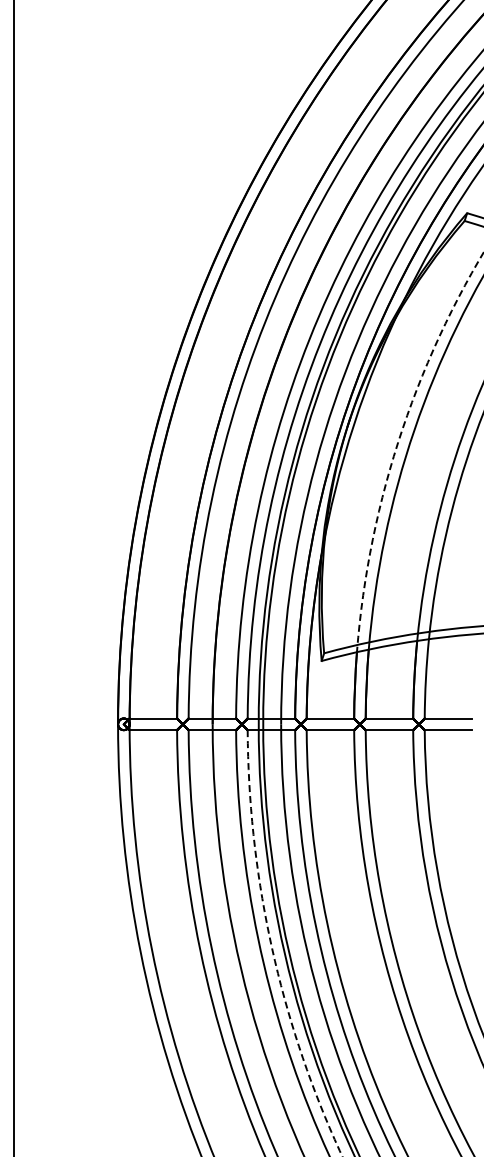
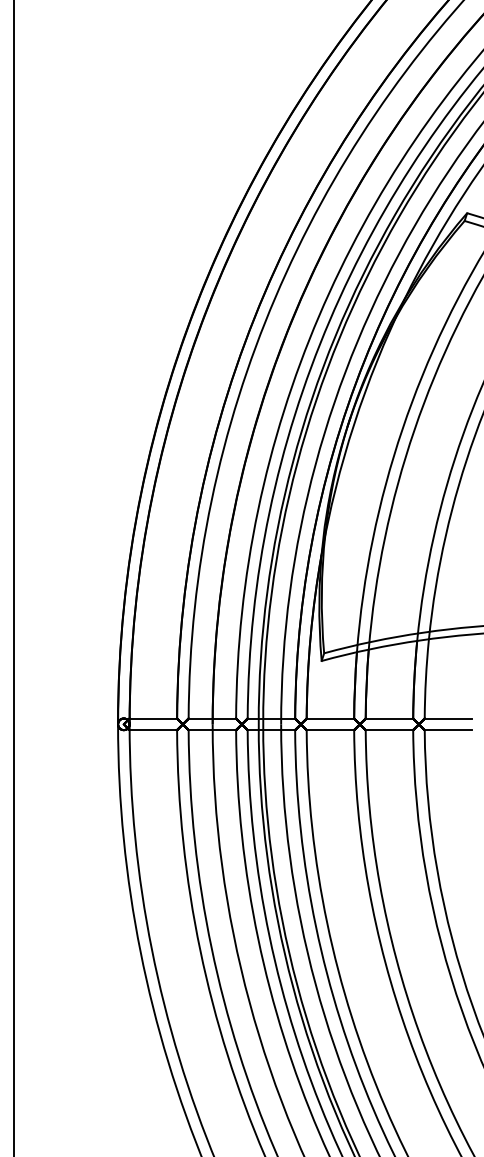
arc: dashed -> solid (397, 445)
arc: dashed -> solid (272, 949)
